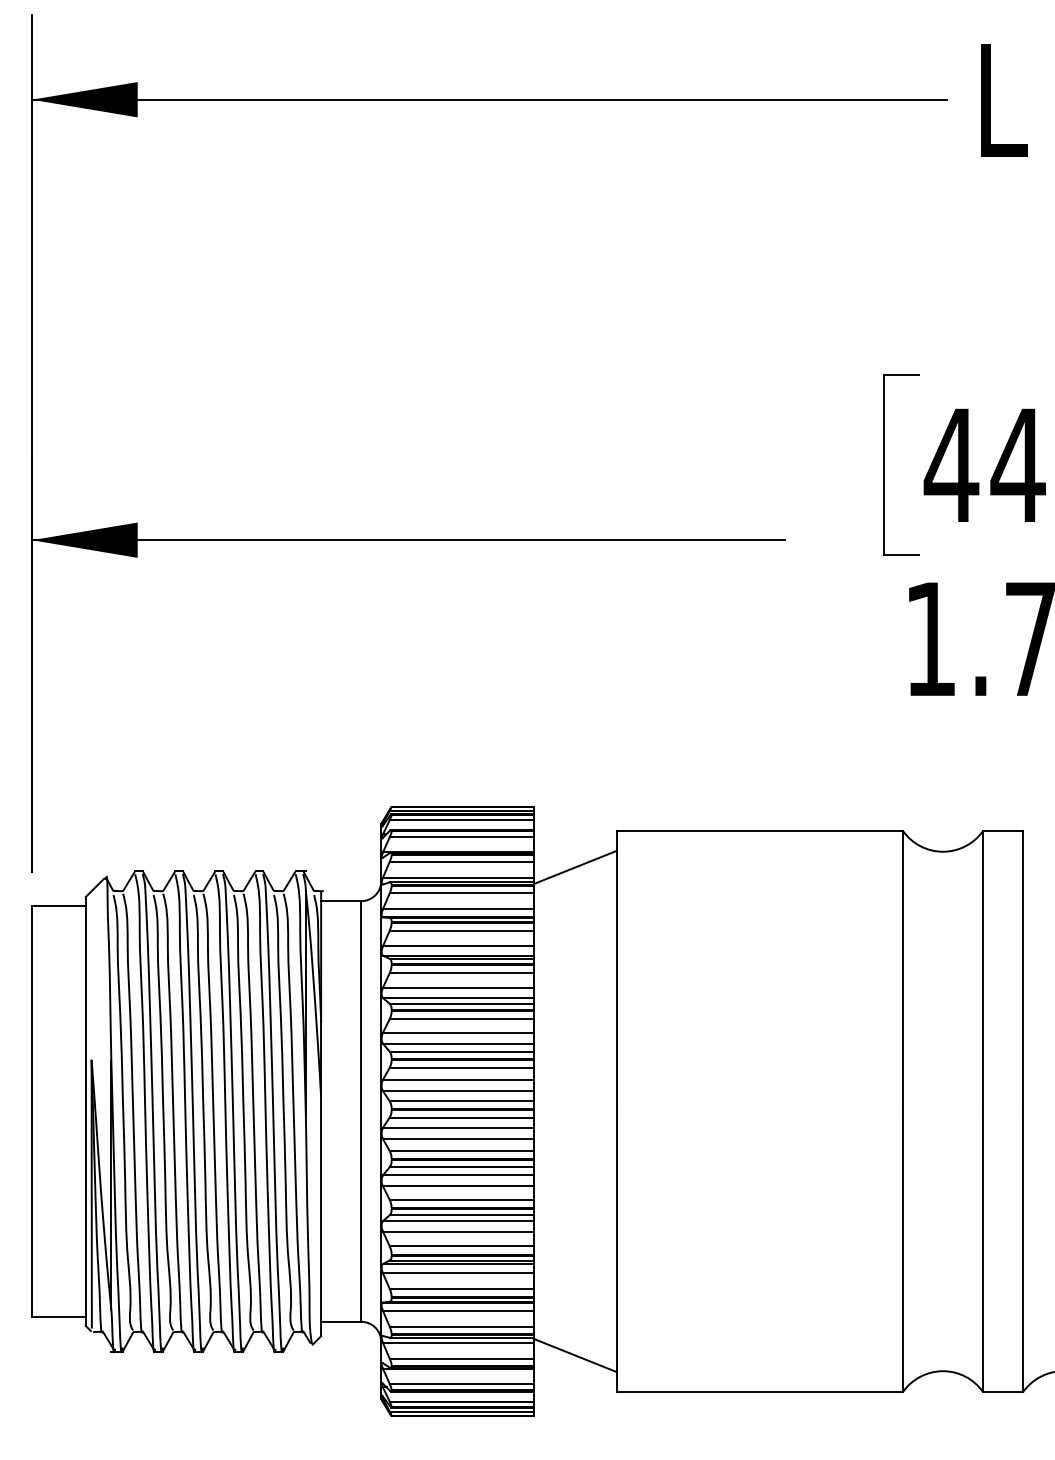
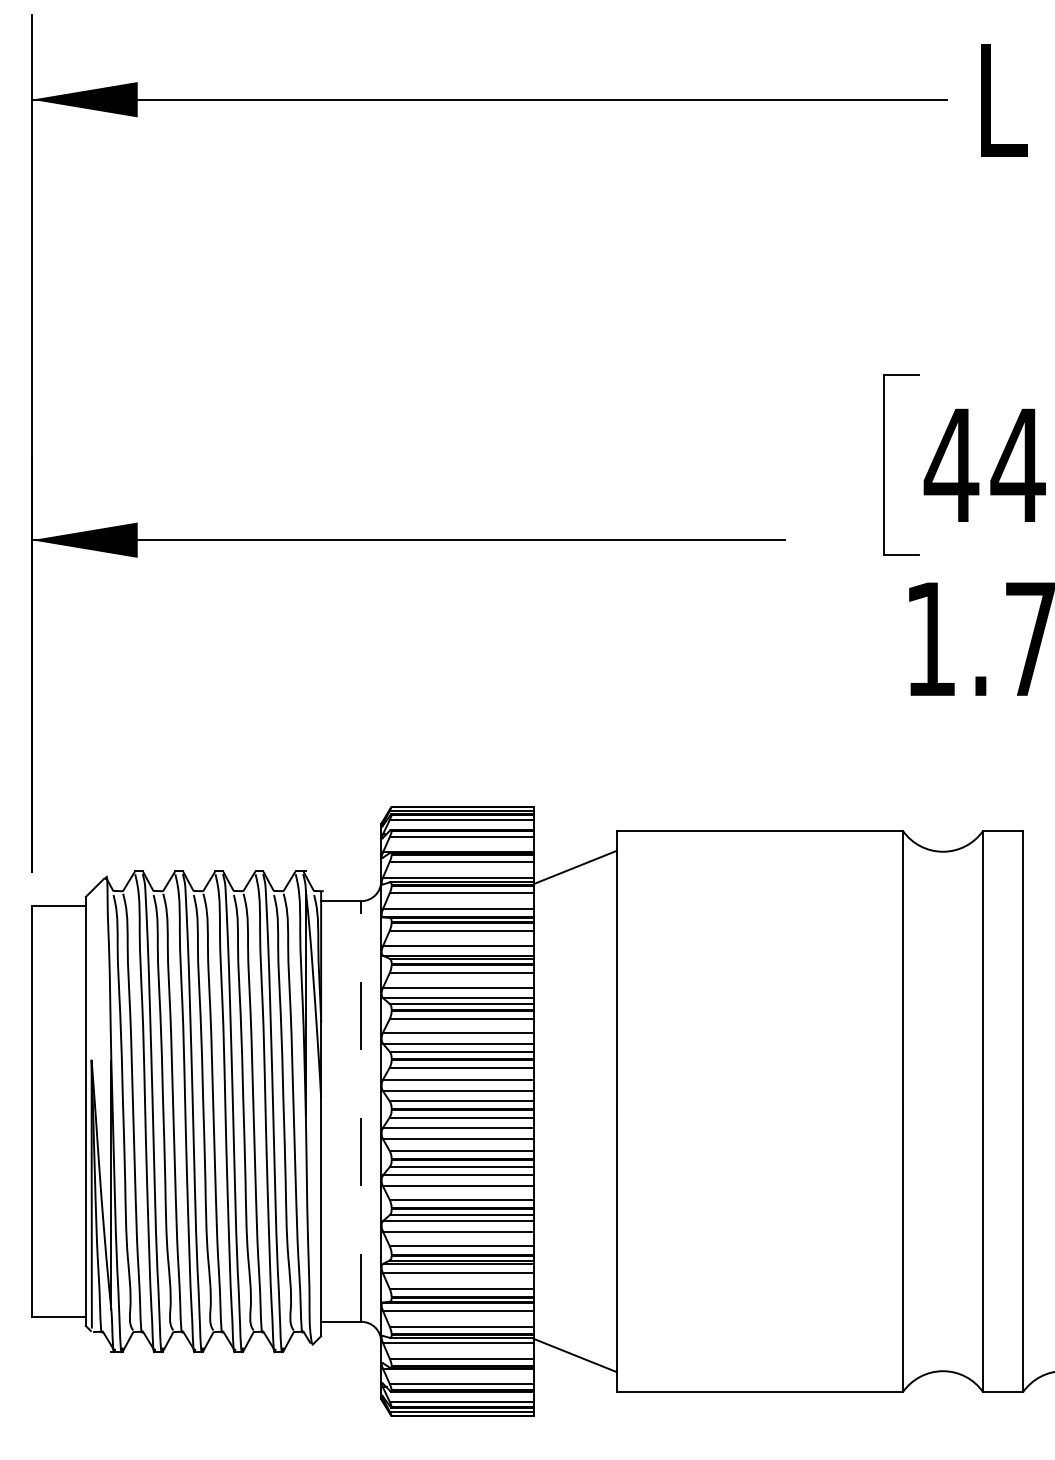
line: solid -> dashed (361, 1110)
